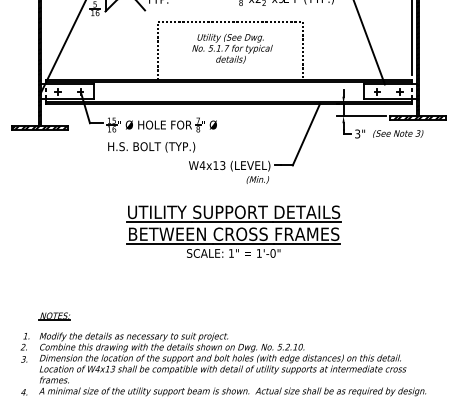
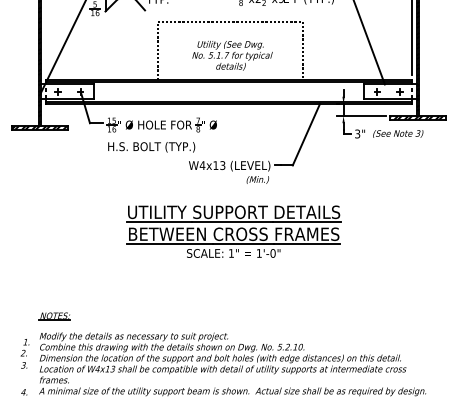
text position: (232, 48) -> (232, 55) (232, 55)
text position: (24, 347) -> (24, 353) (24, 353)
